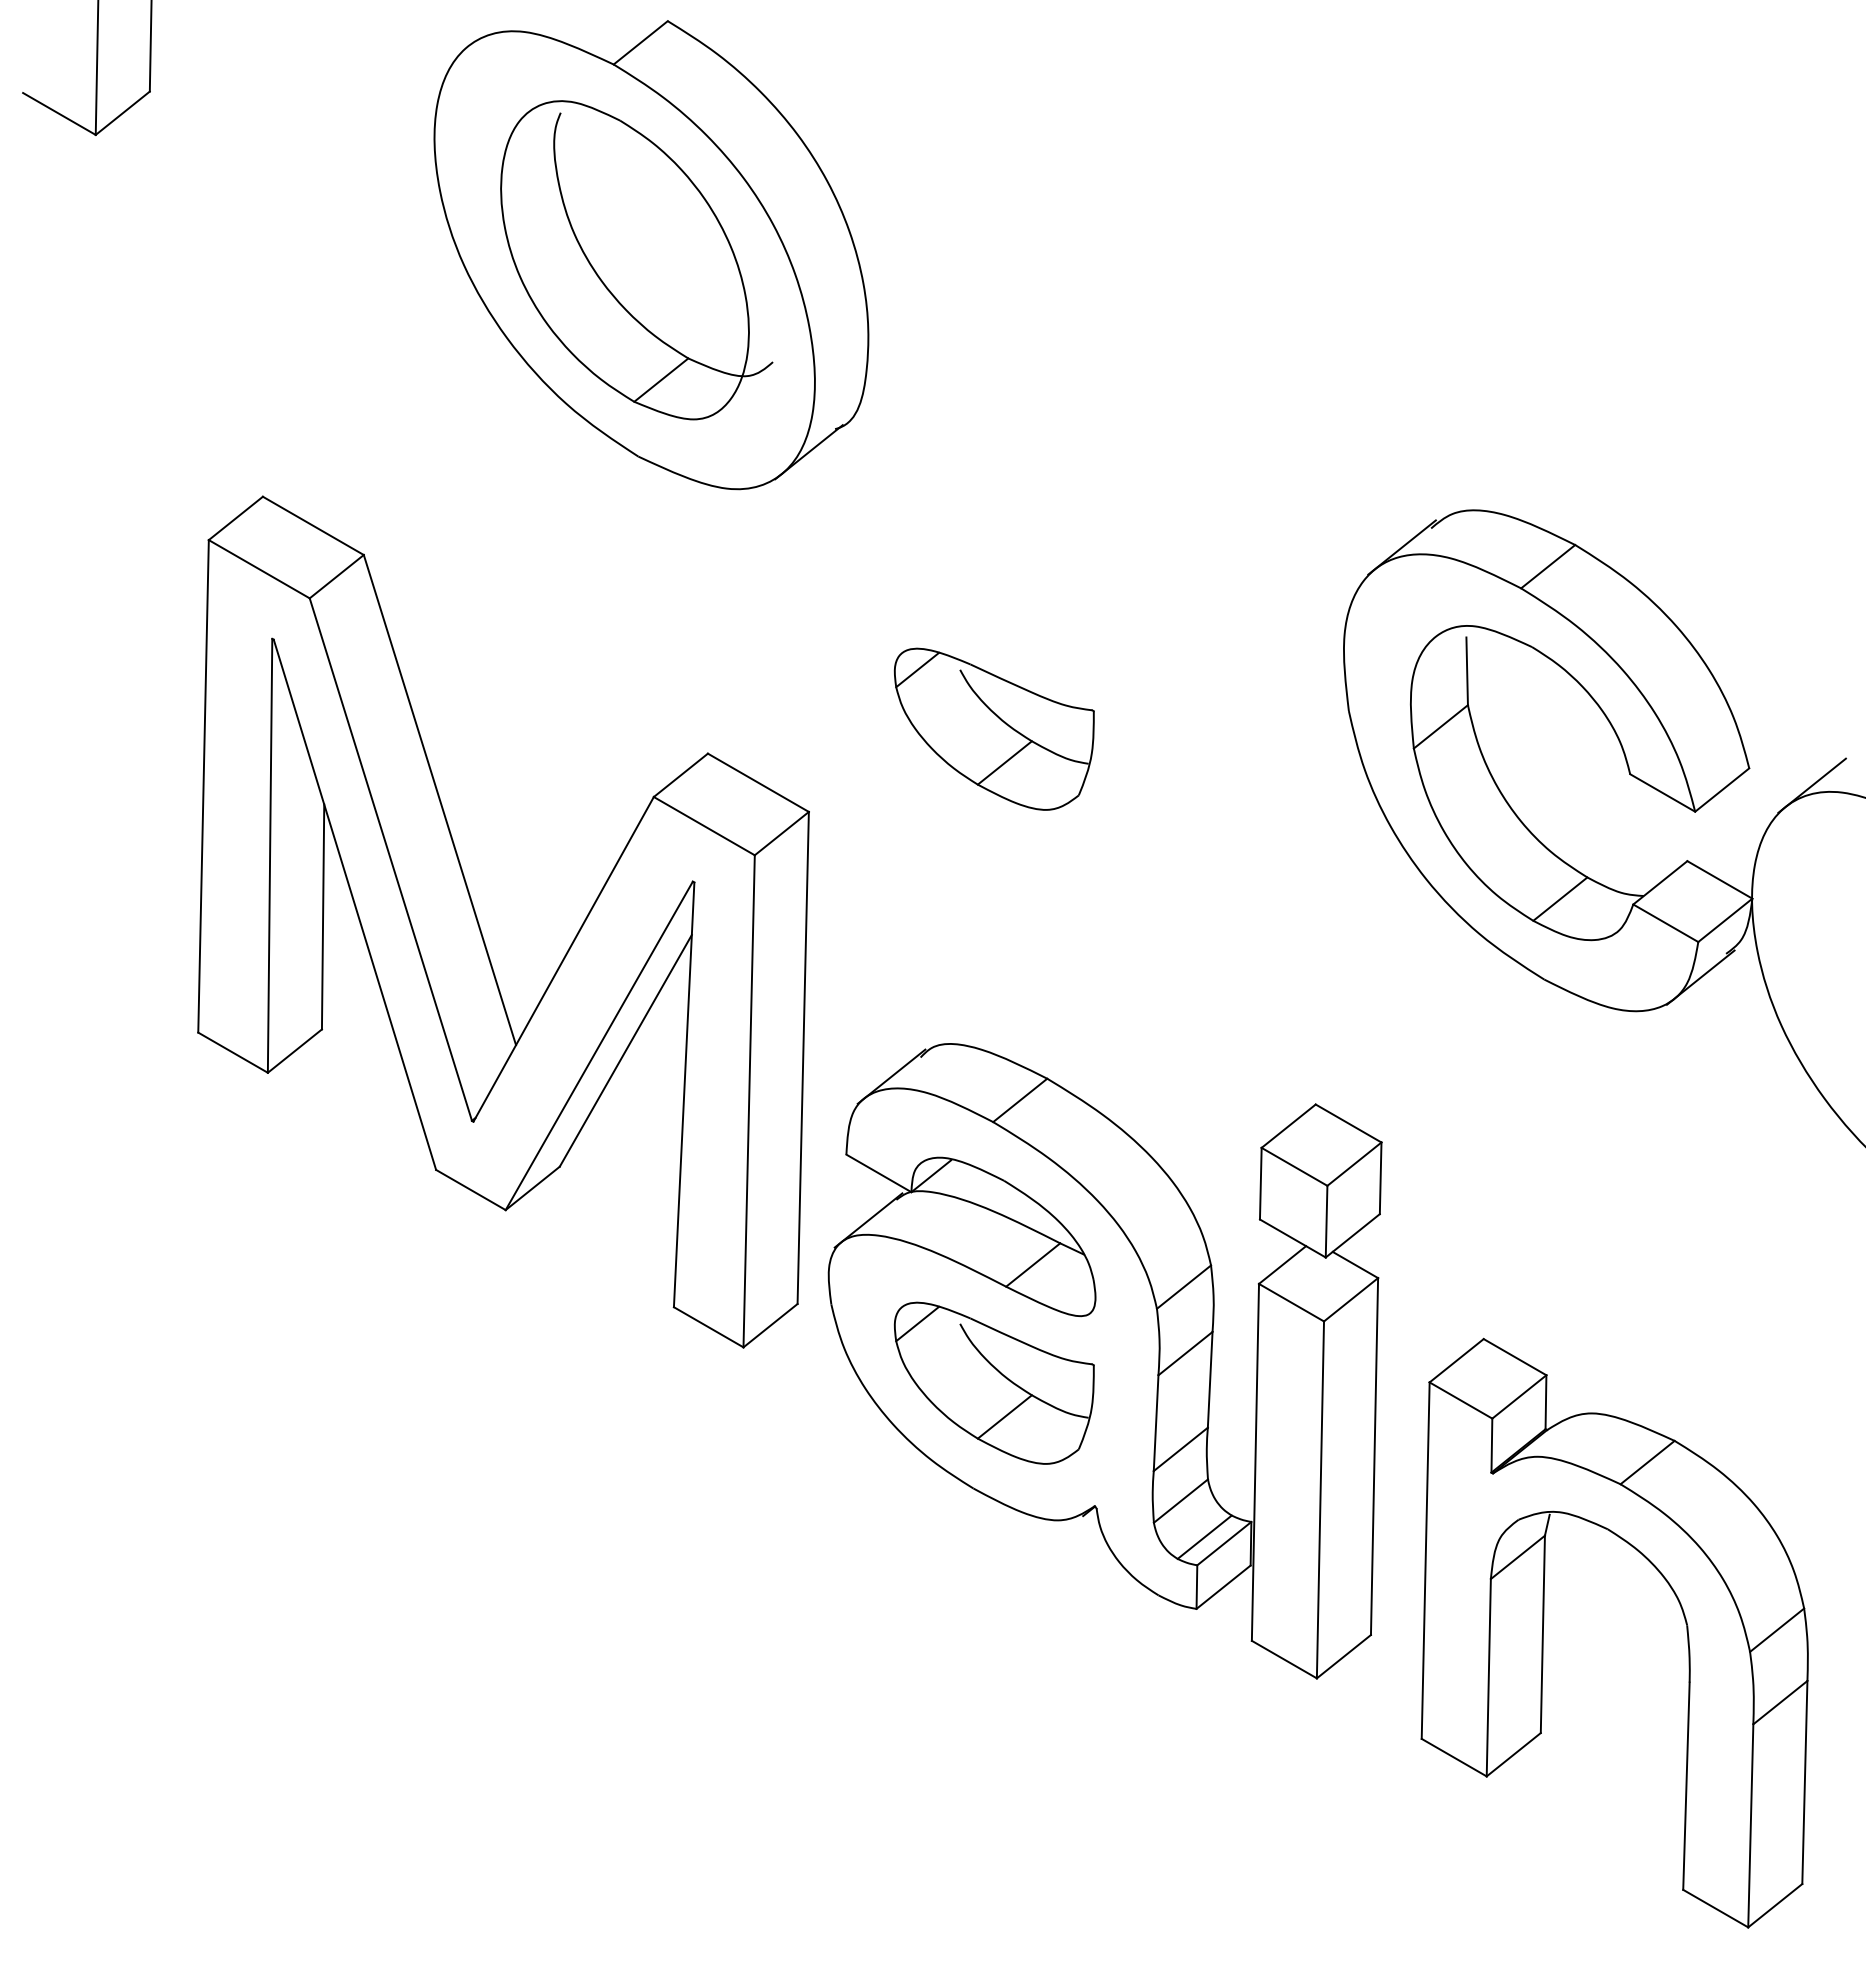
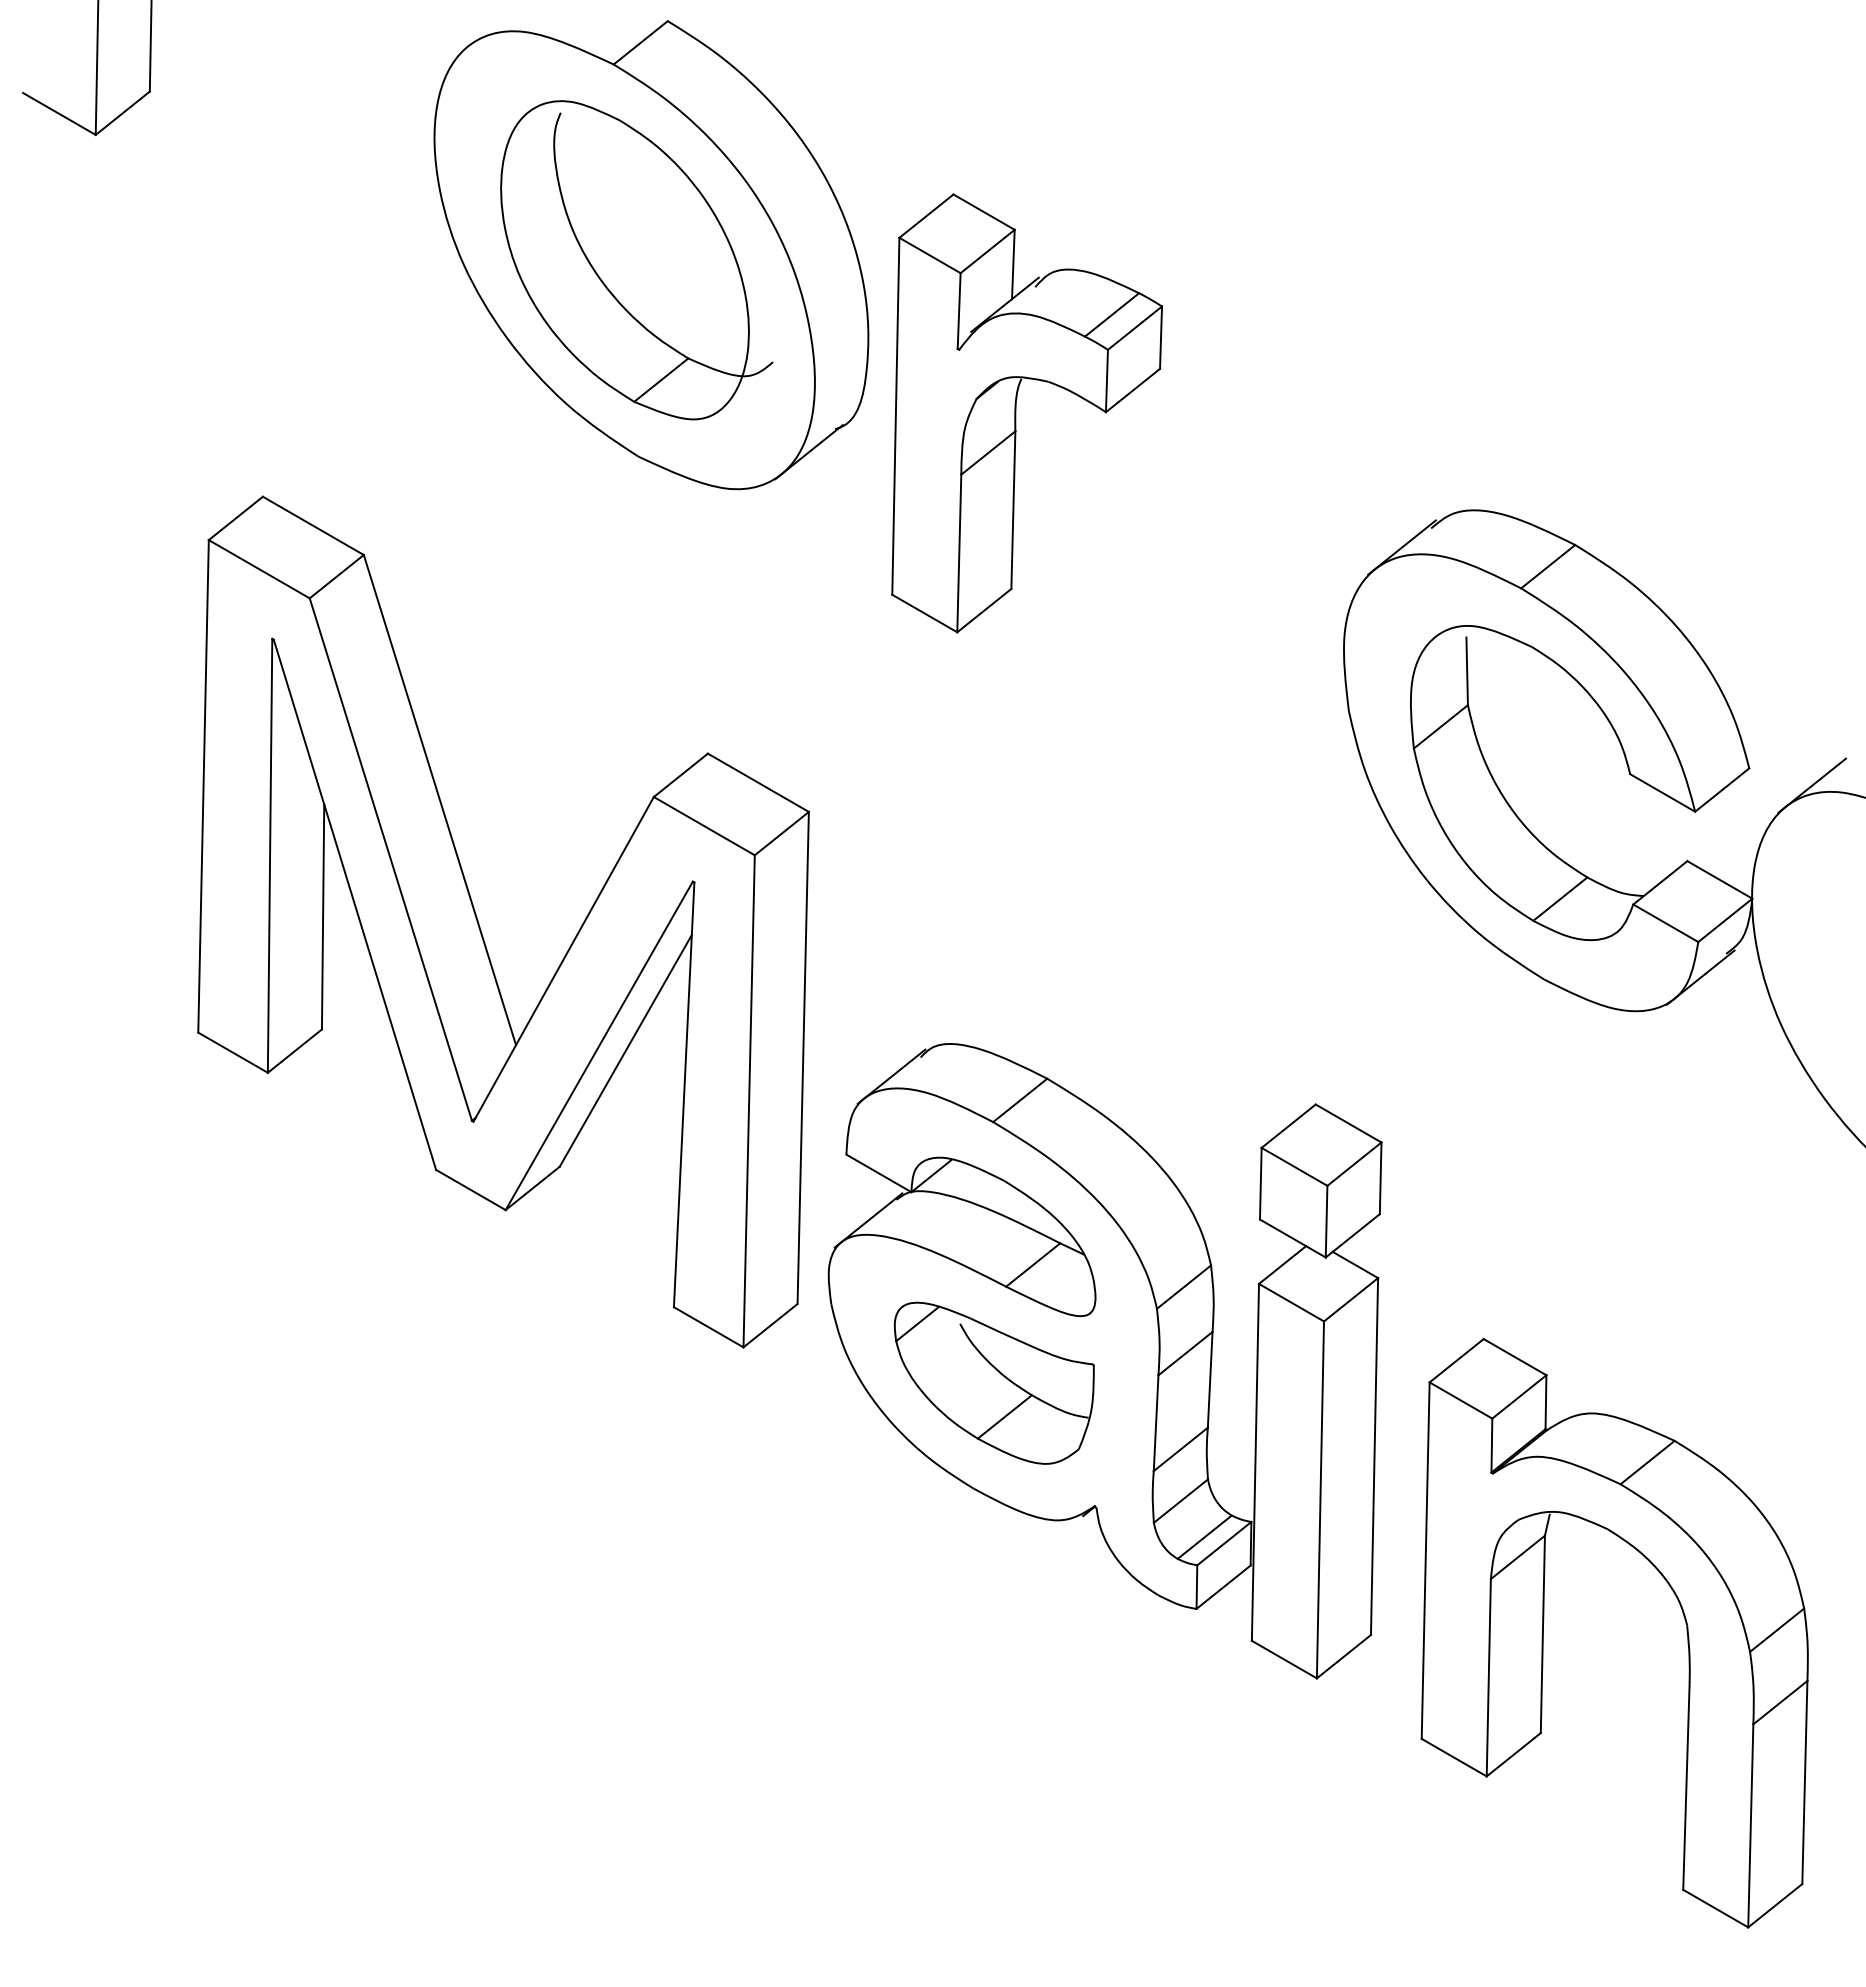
part: none -> present (1016, 413)
part: present -> none (993, 728)
